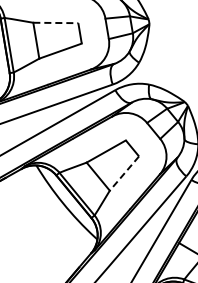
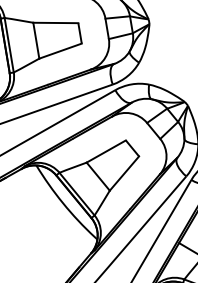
line: dashed -> solid (55, 22)
line: dashed -> solid (124, 173)
